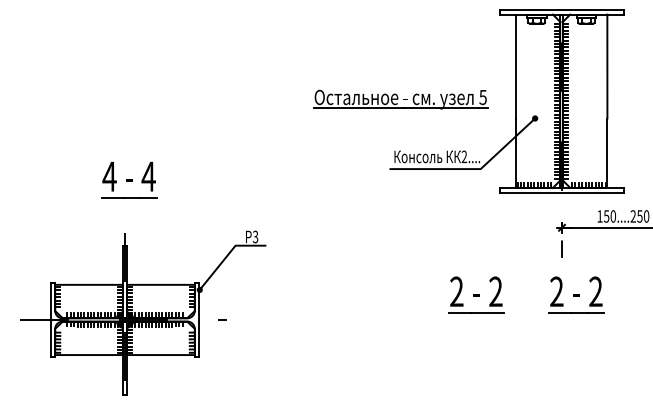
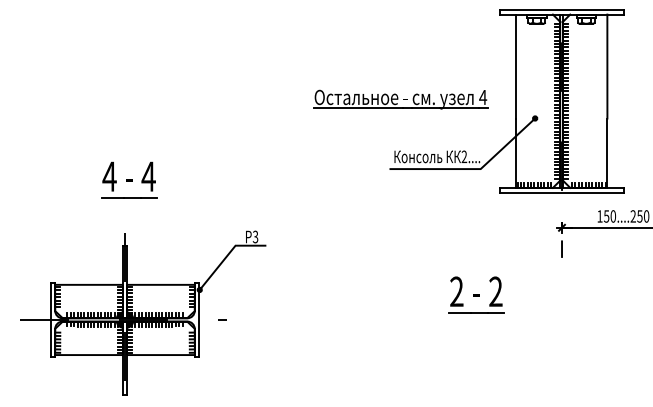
text: 5 -> 4 (483, 97)
part: present -> none (576, 294)
